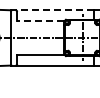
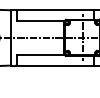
line: dashed -> solid (52, 10)
line: dashed -> solid (40, 21)
